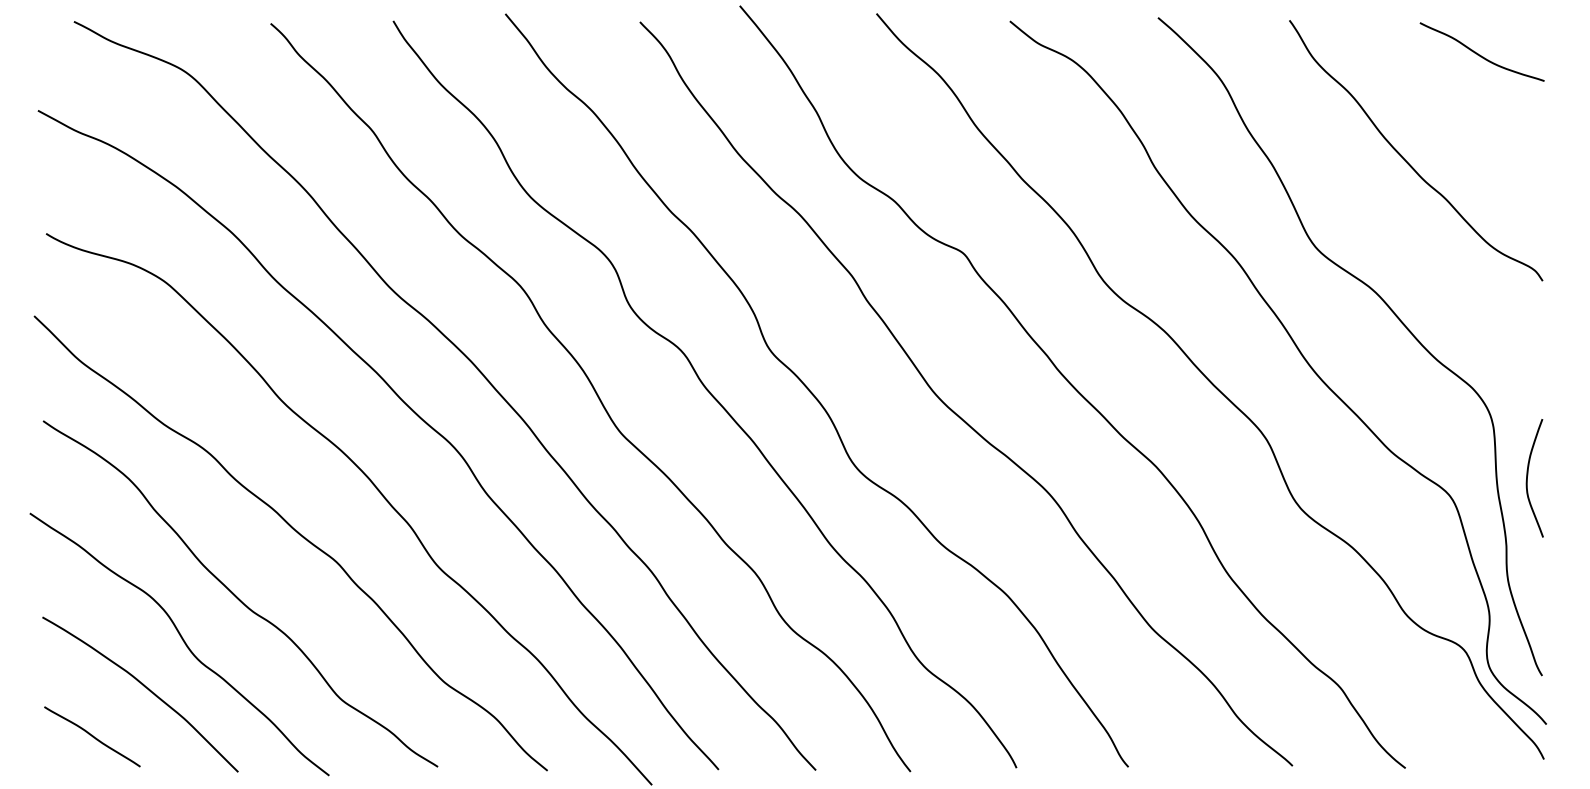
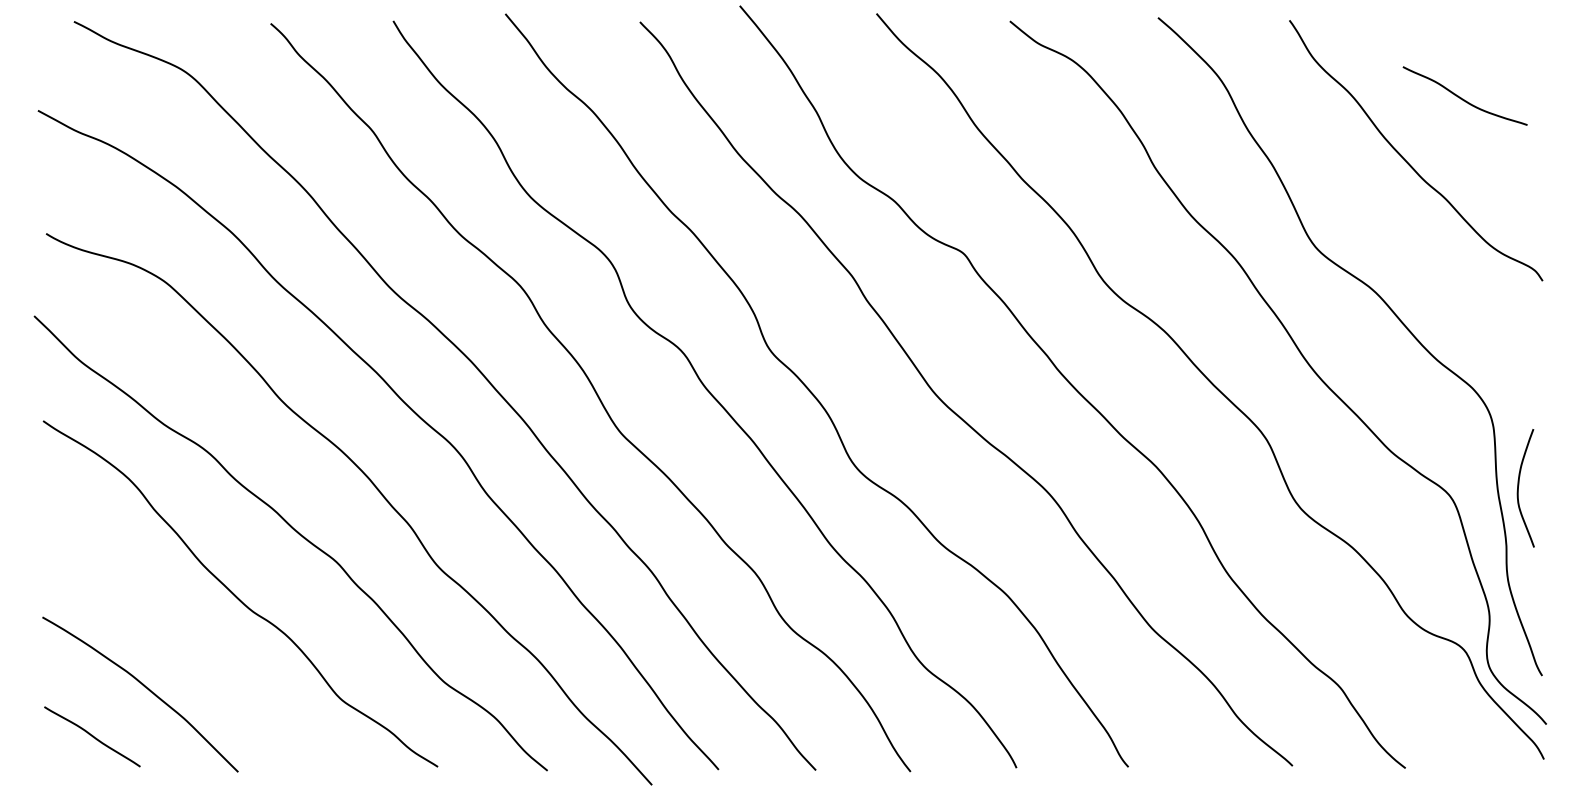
curve position: (1480, 54) -> (1463, 98) (1463, 98)
curve position: (1528, 475) -> (1519, 485) (1519, 485)
curve: present -> none (183, 642)
